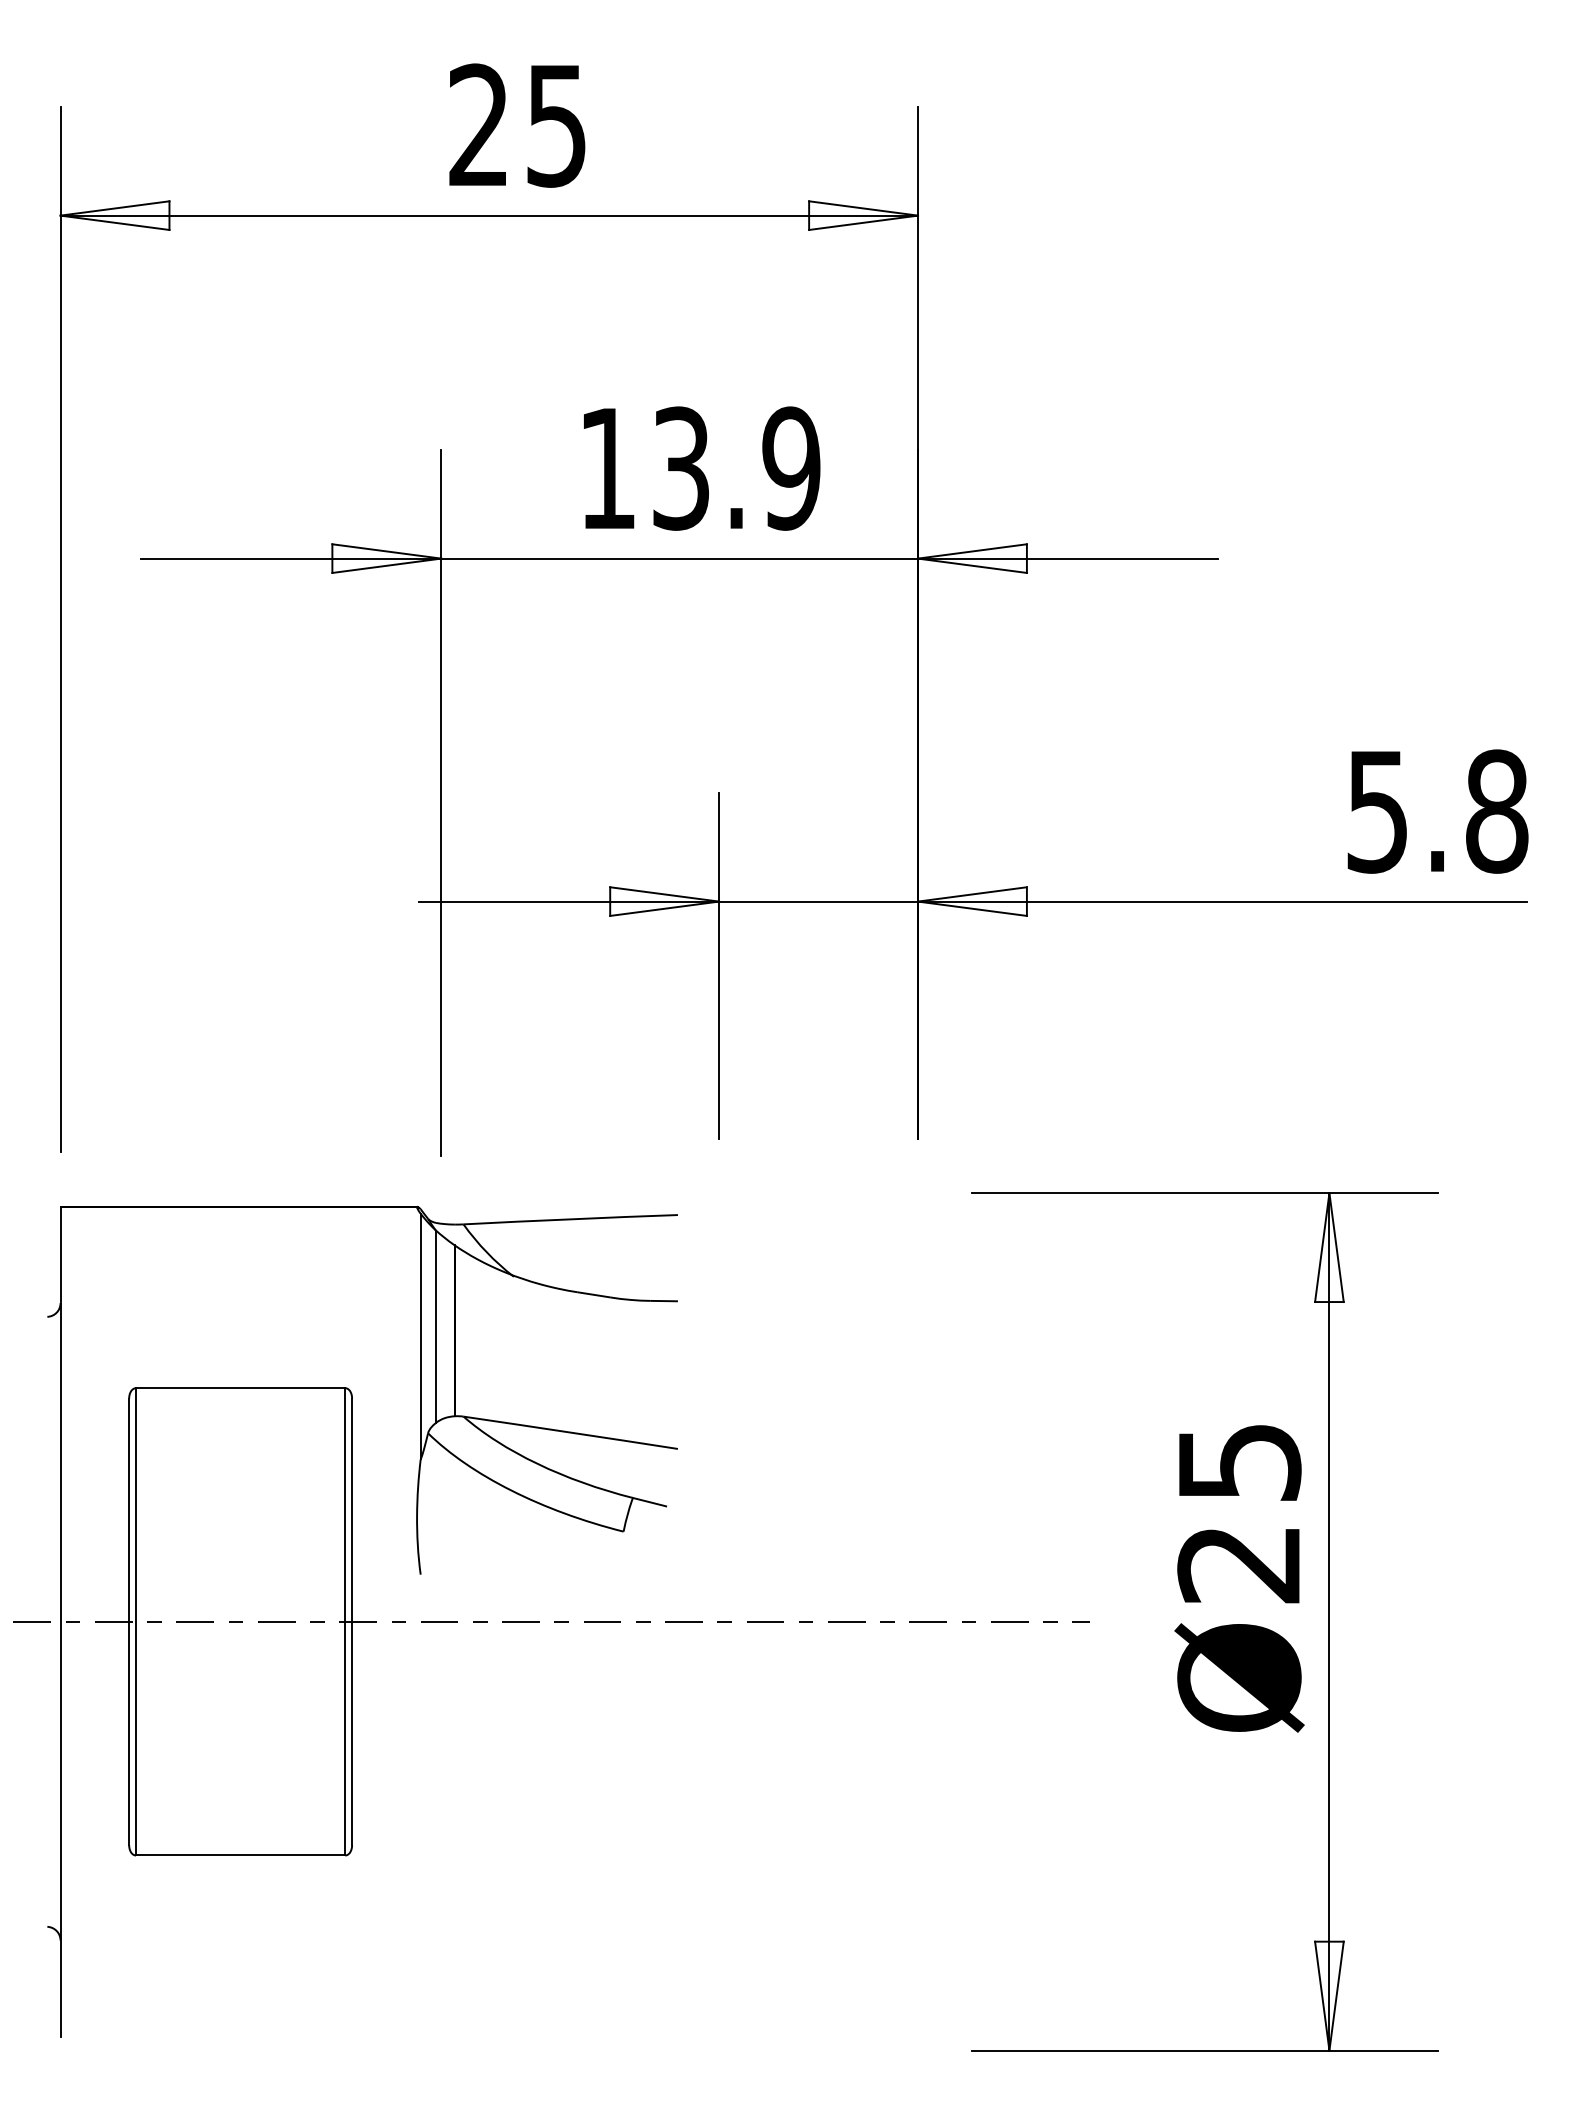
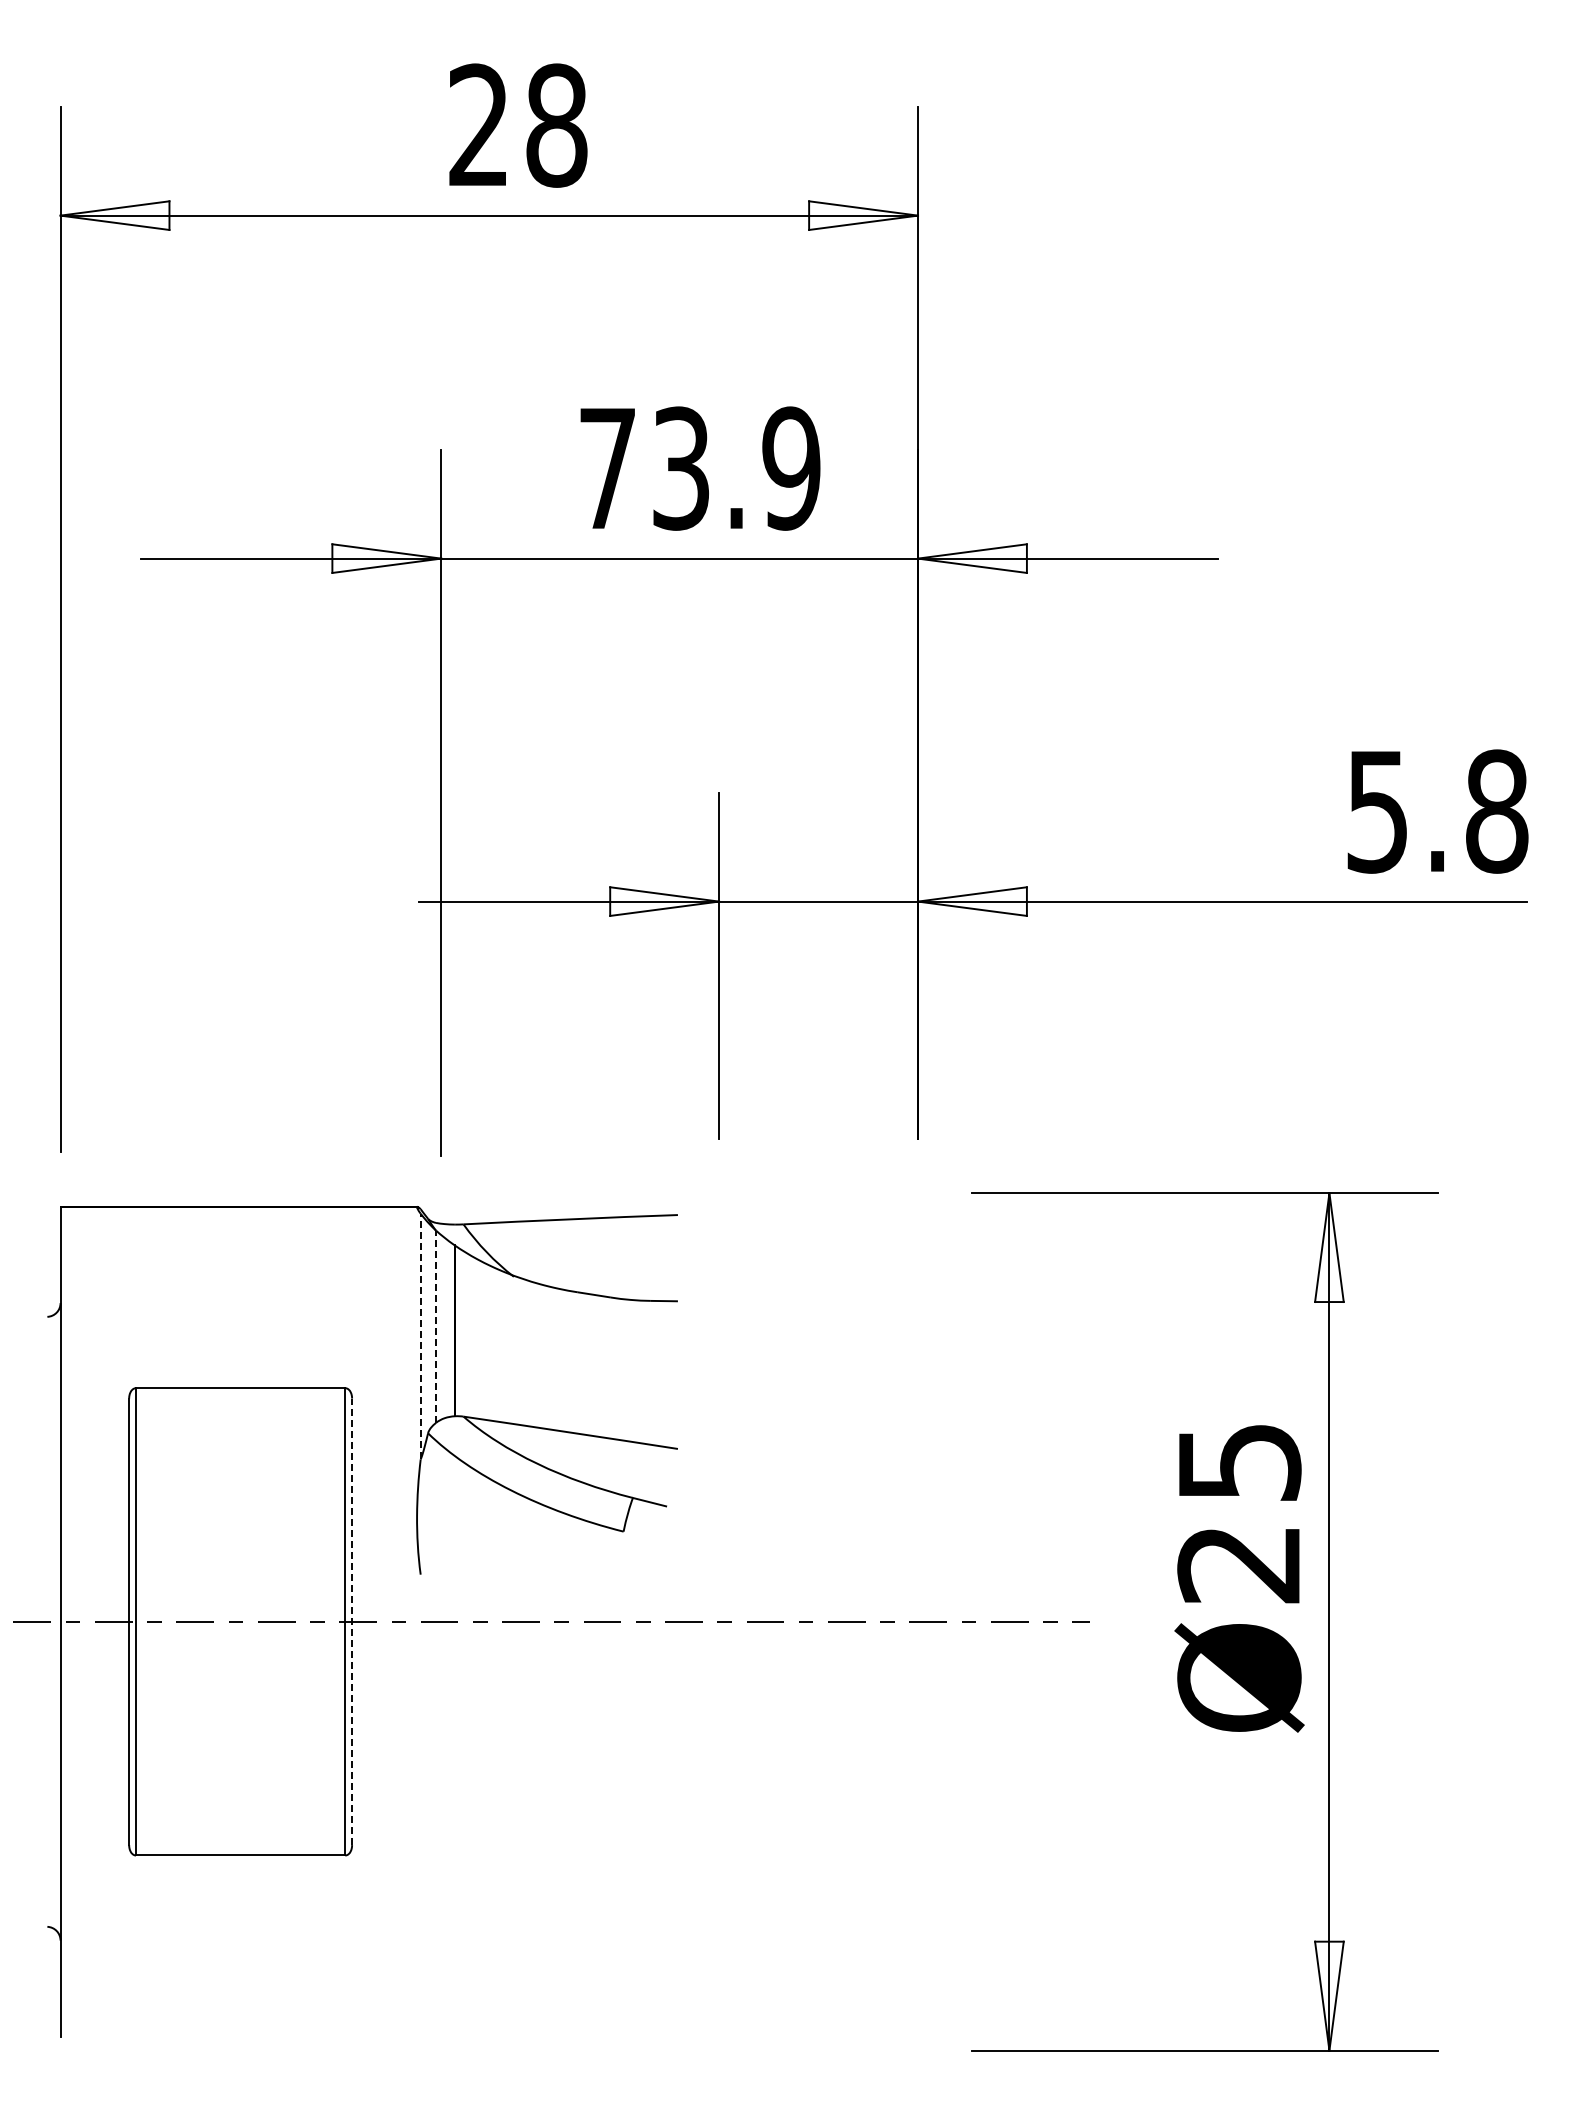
text: 25 -> 28 (556, 125)
text: 13.9 -> 73.9 (607, 468)
line: solid -> dashed (436, 1326)
line: solid -> dashed (420, 1336)
line: solid -> dashed (352, 1621)
